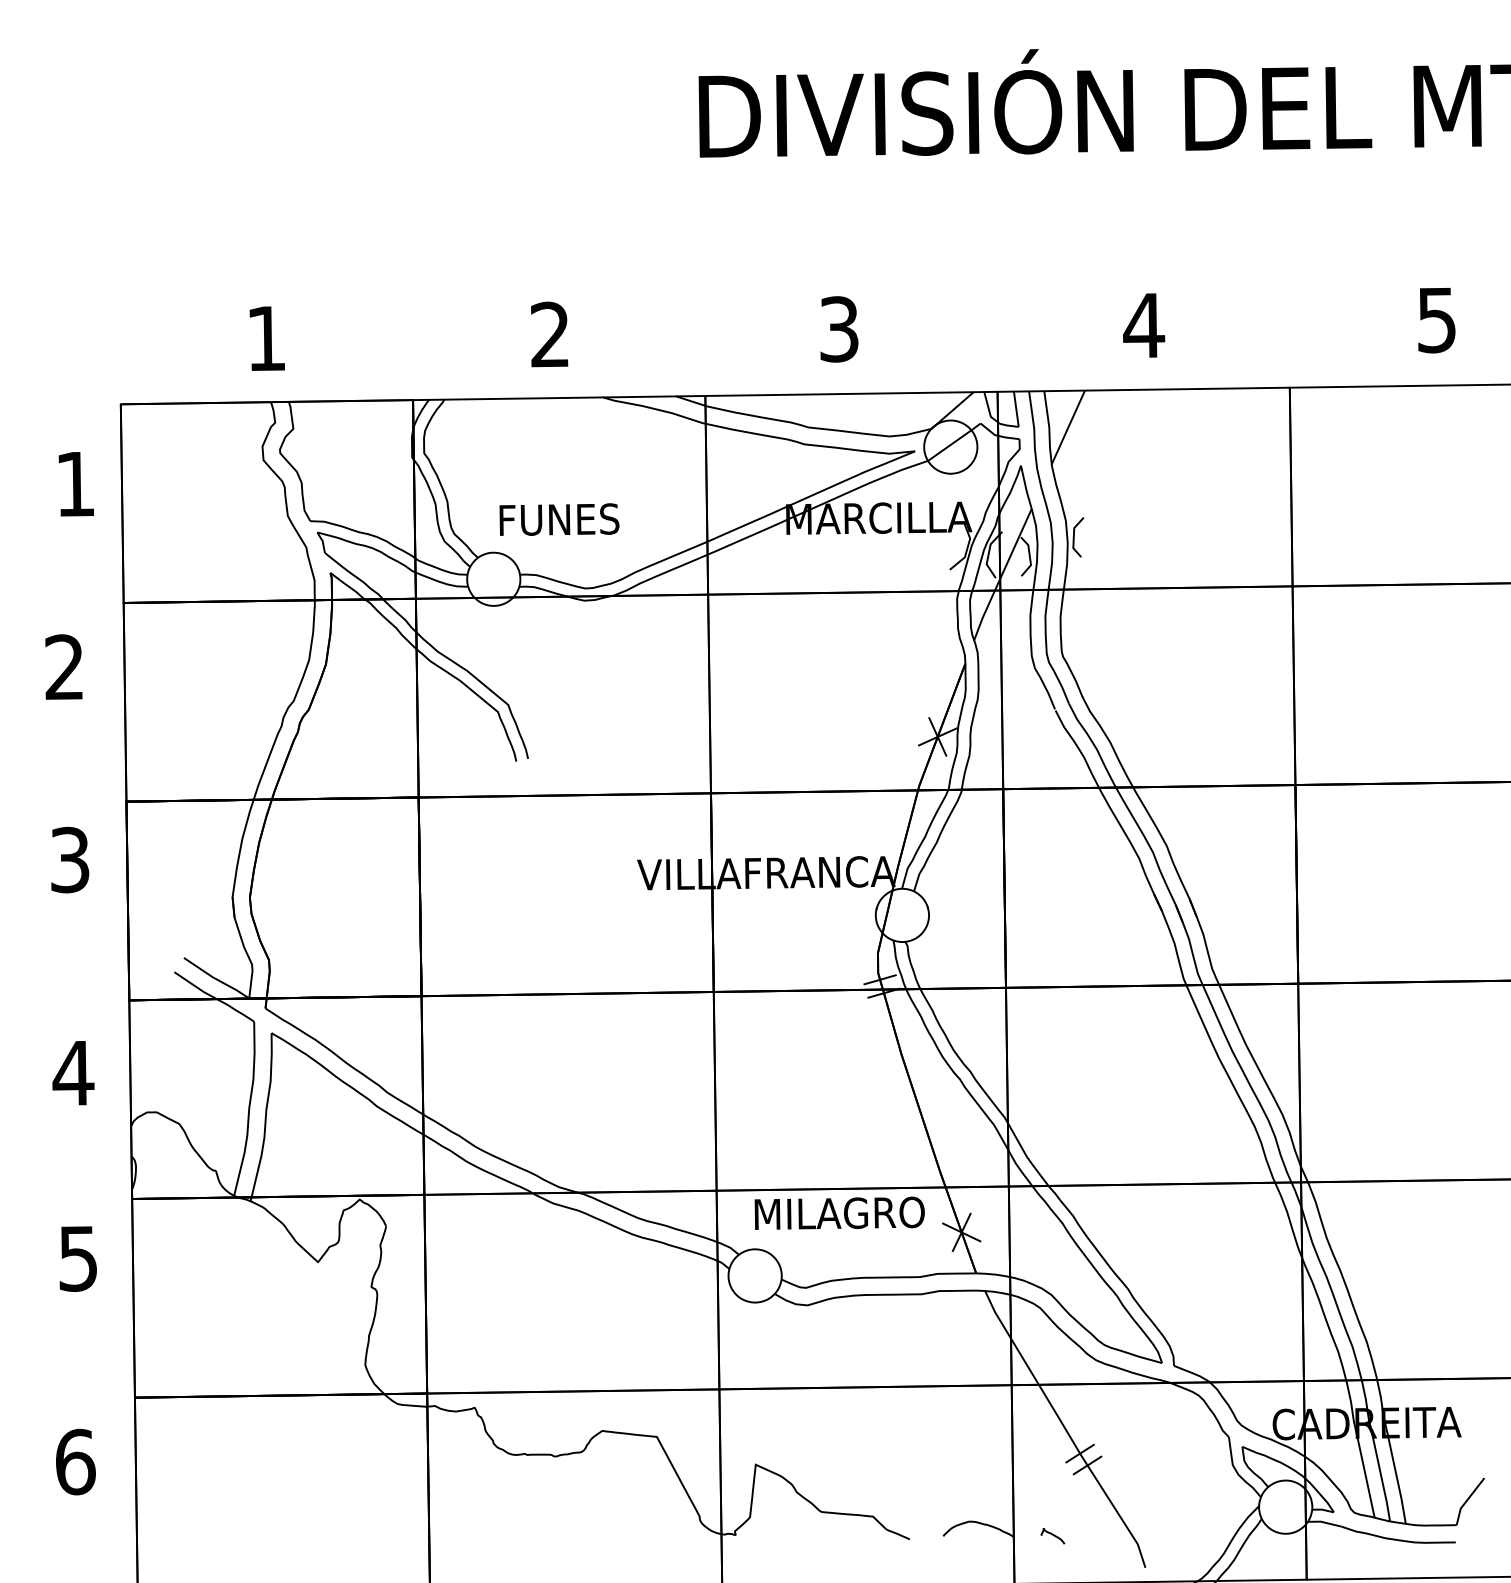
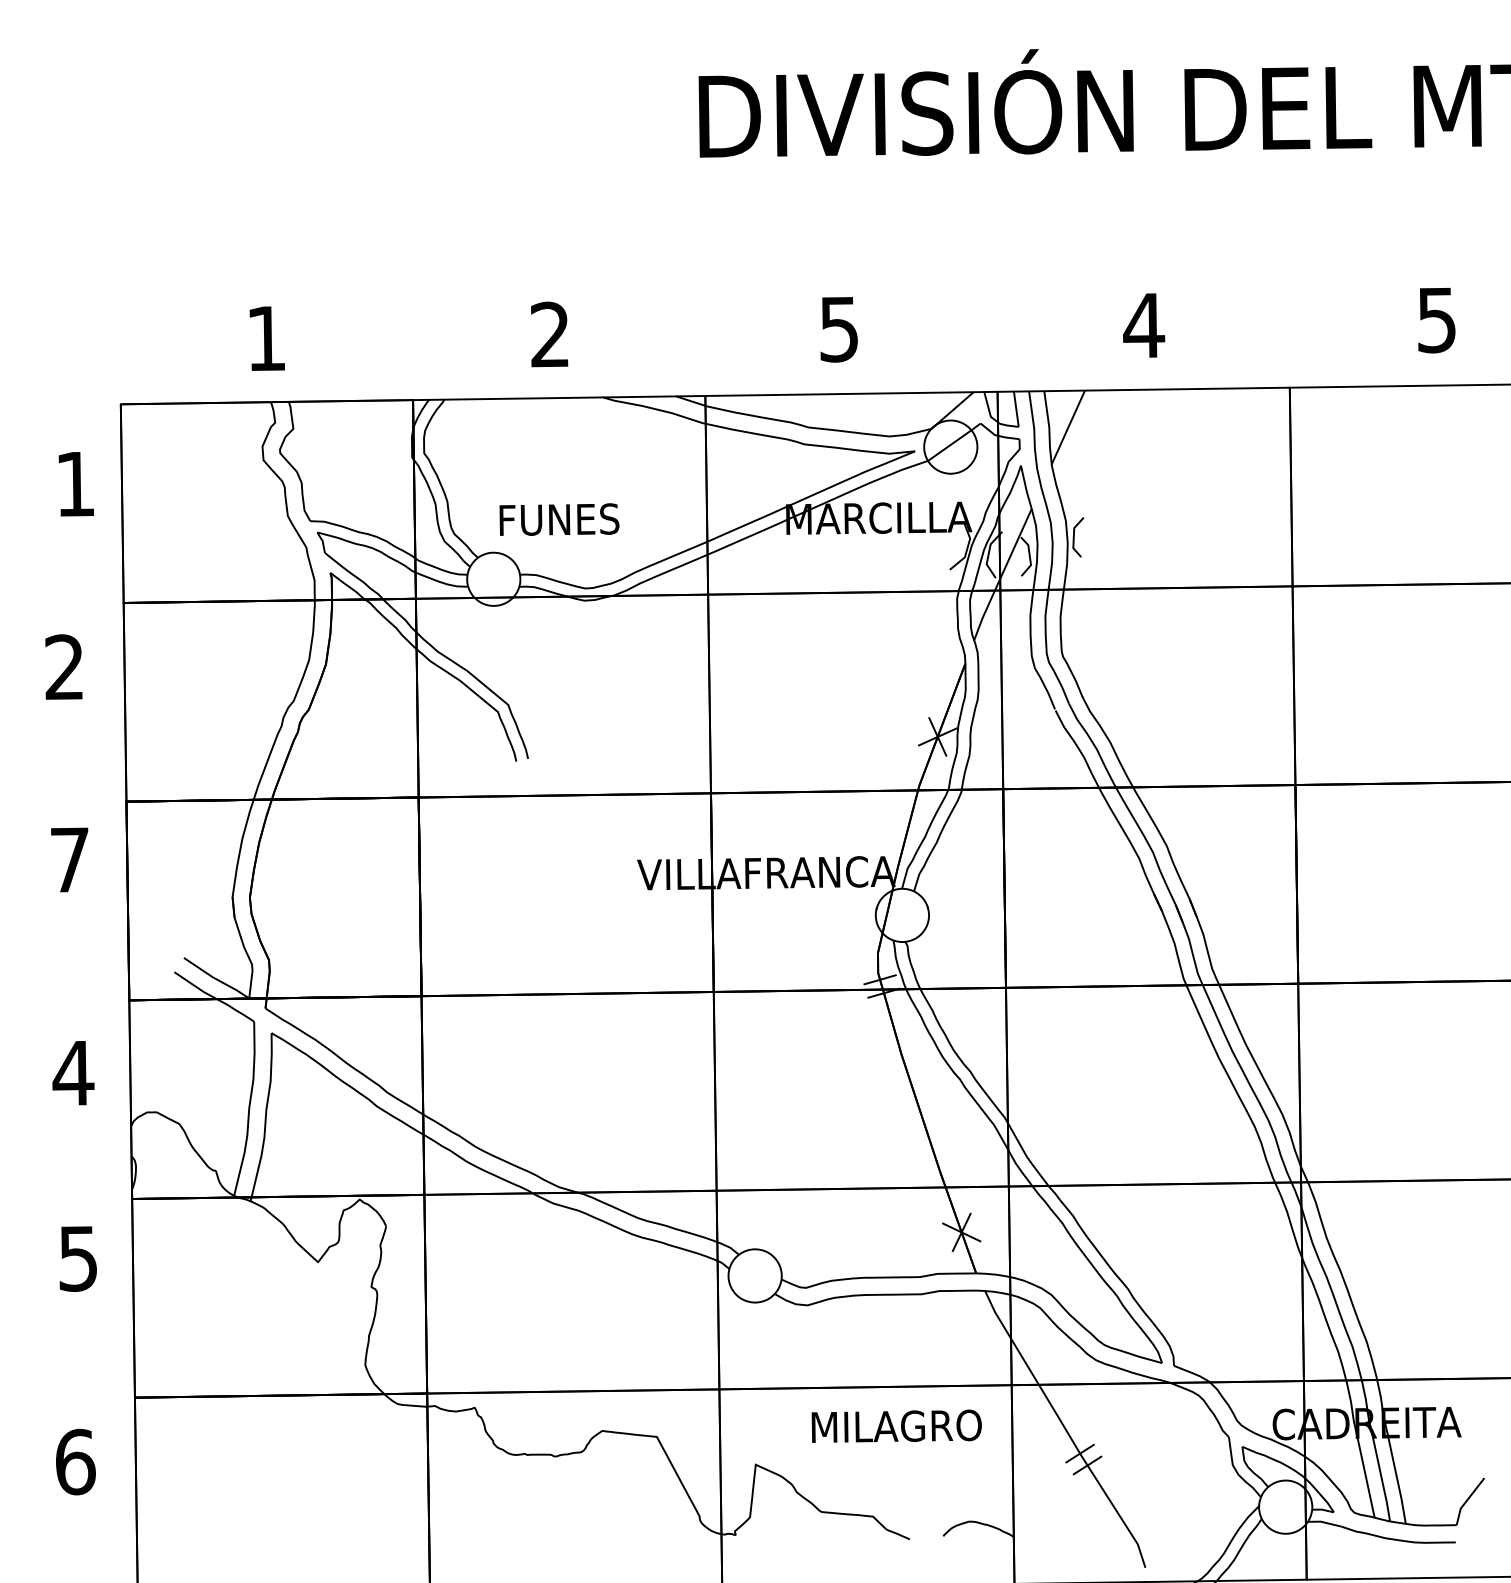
text: 3 -> 5 (839, 329)
text: 3 -> 7 (70, 859)
text position: (839, 1212) -> (896, 1425) (896, 1425)
part: present -> none (1052, 1536)
